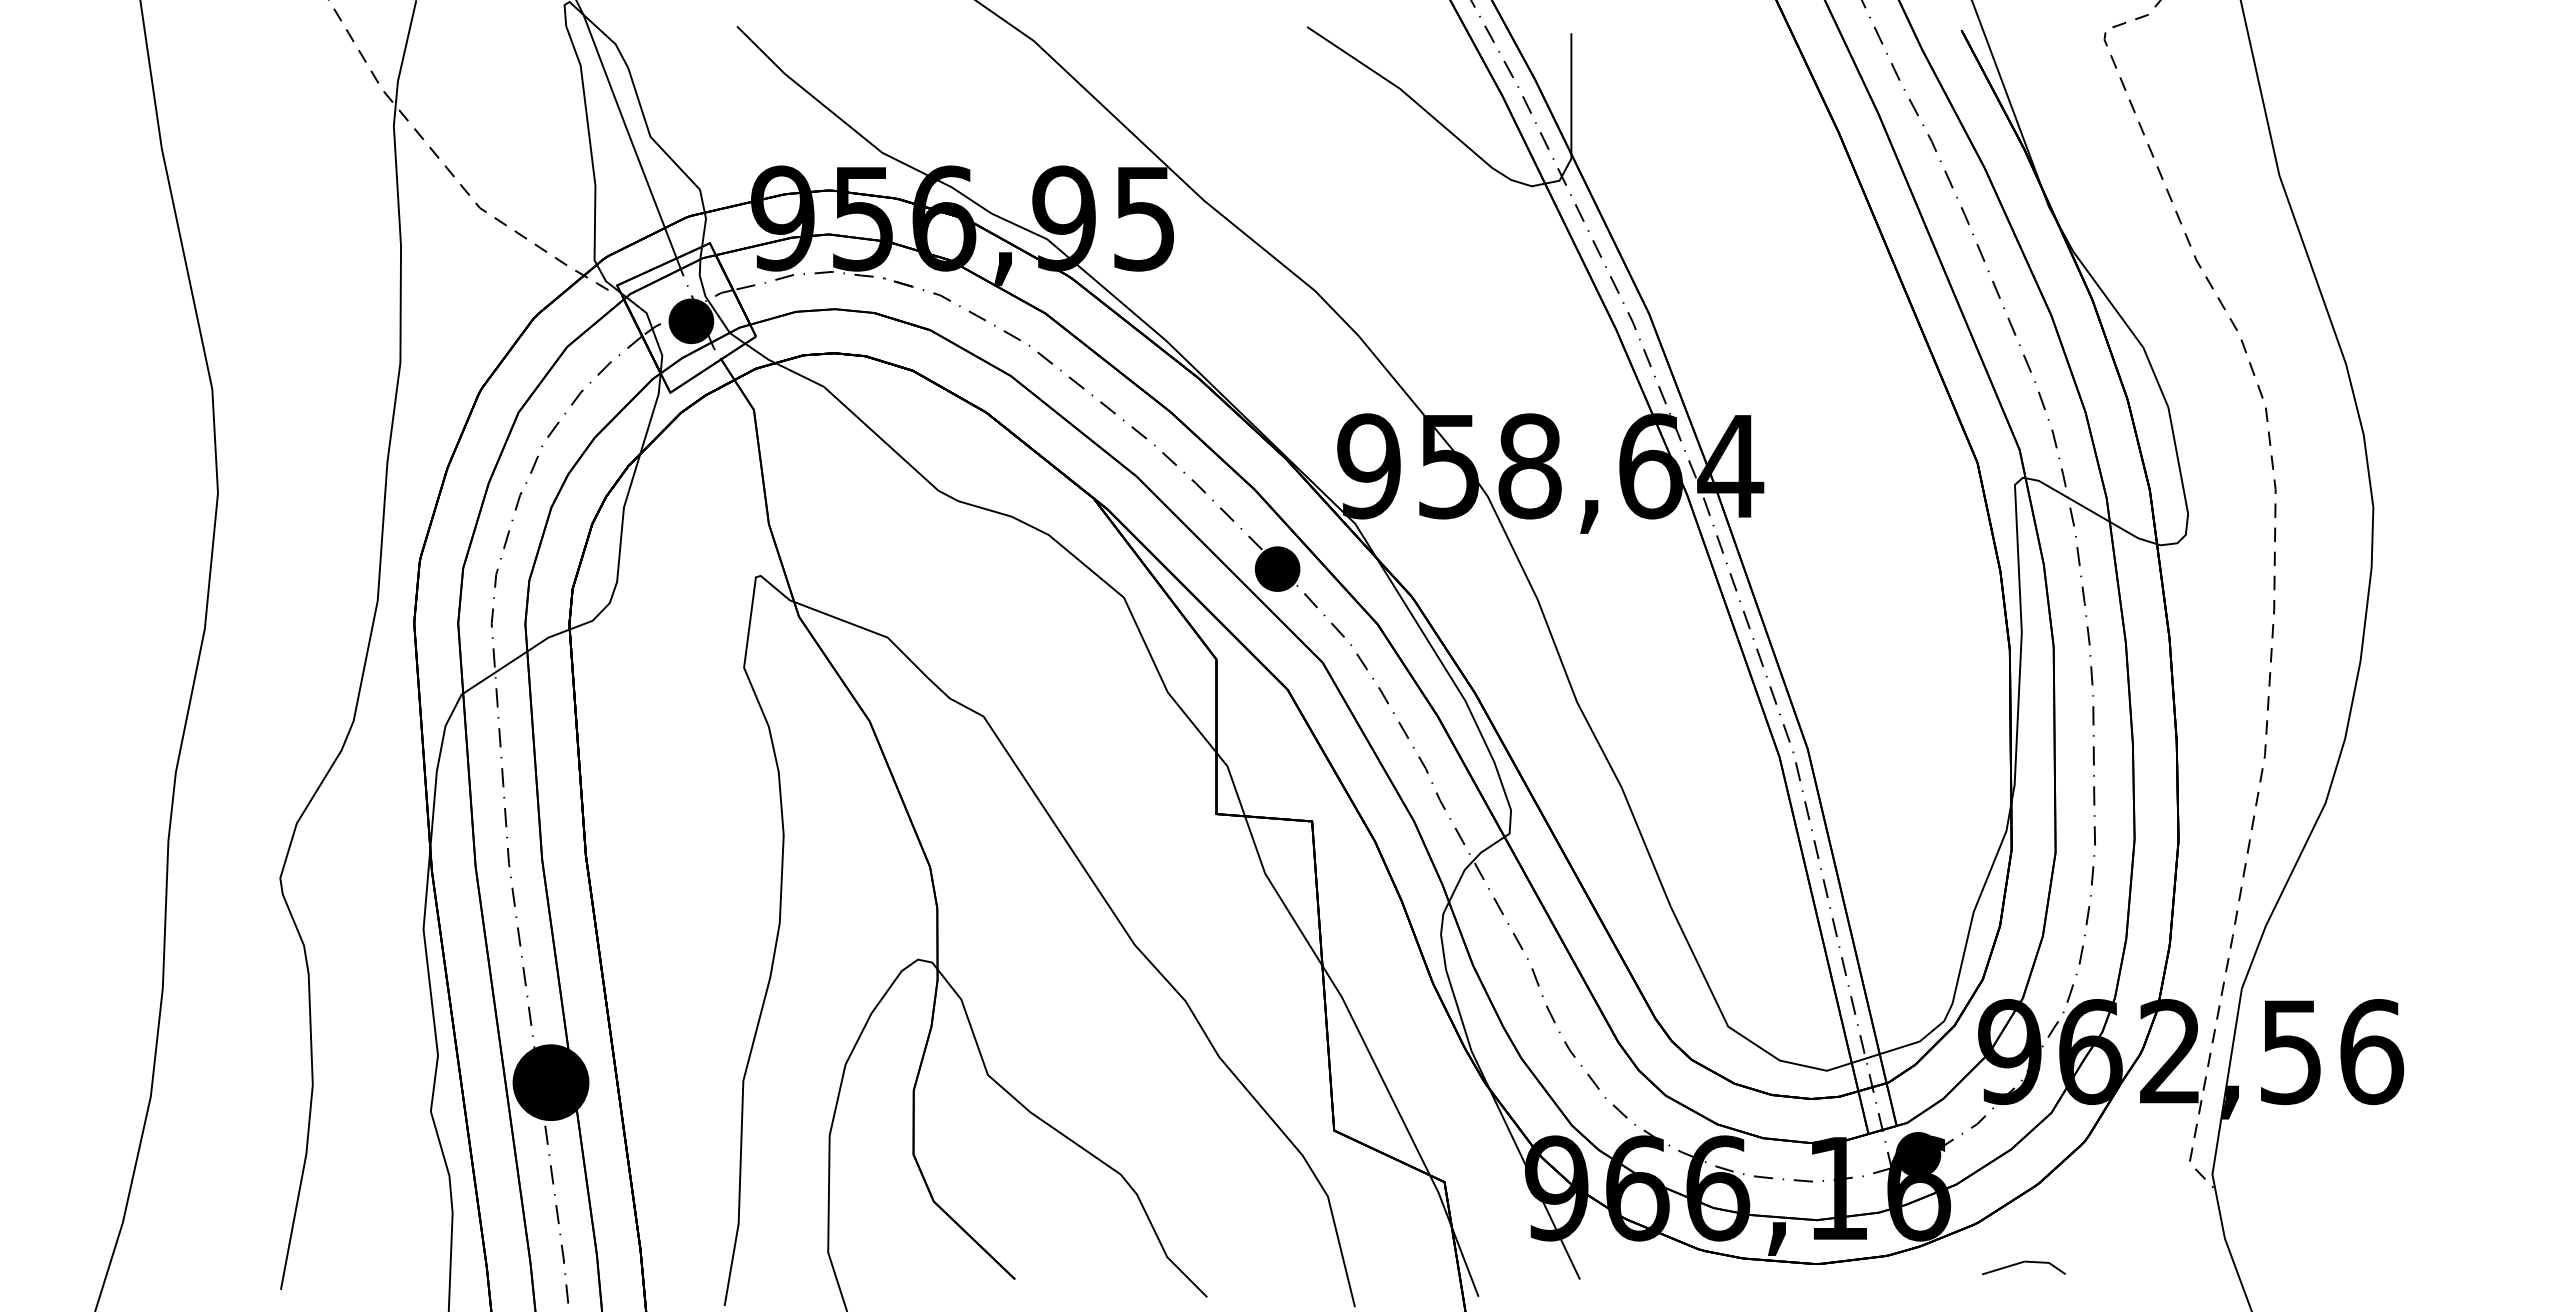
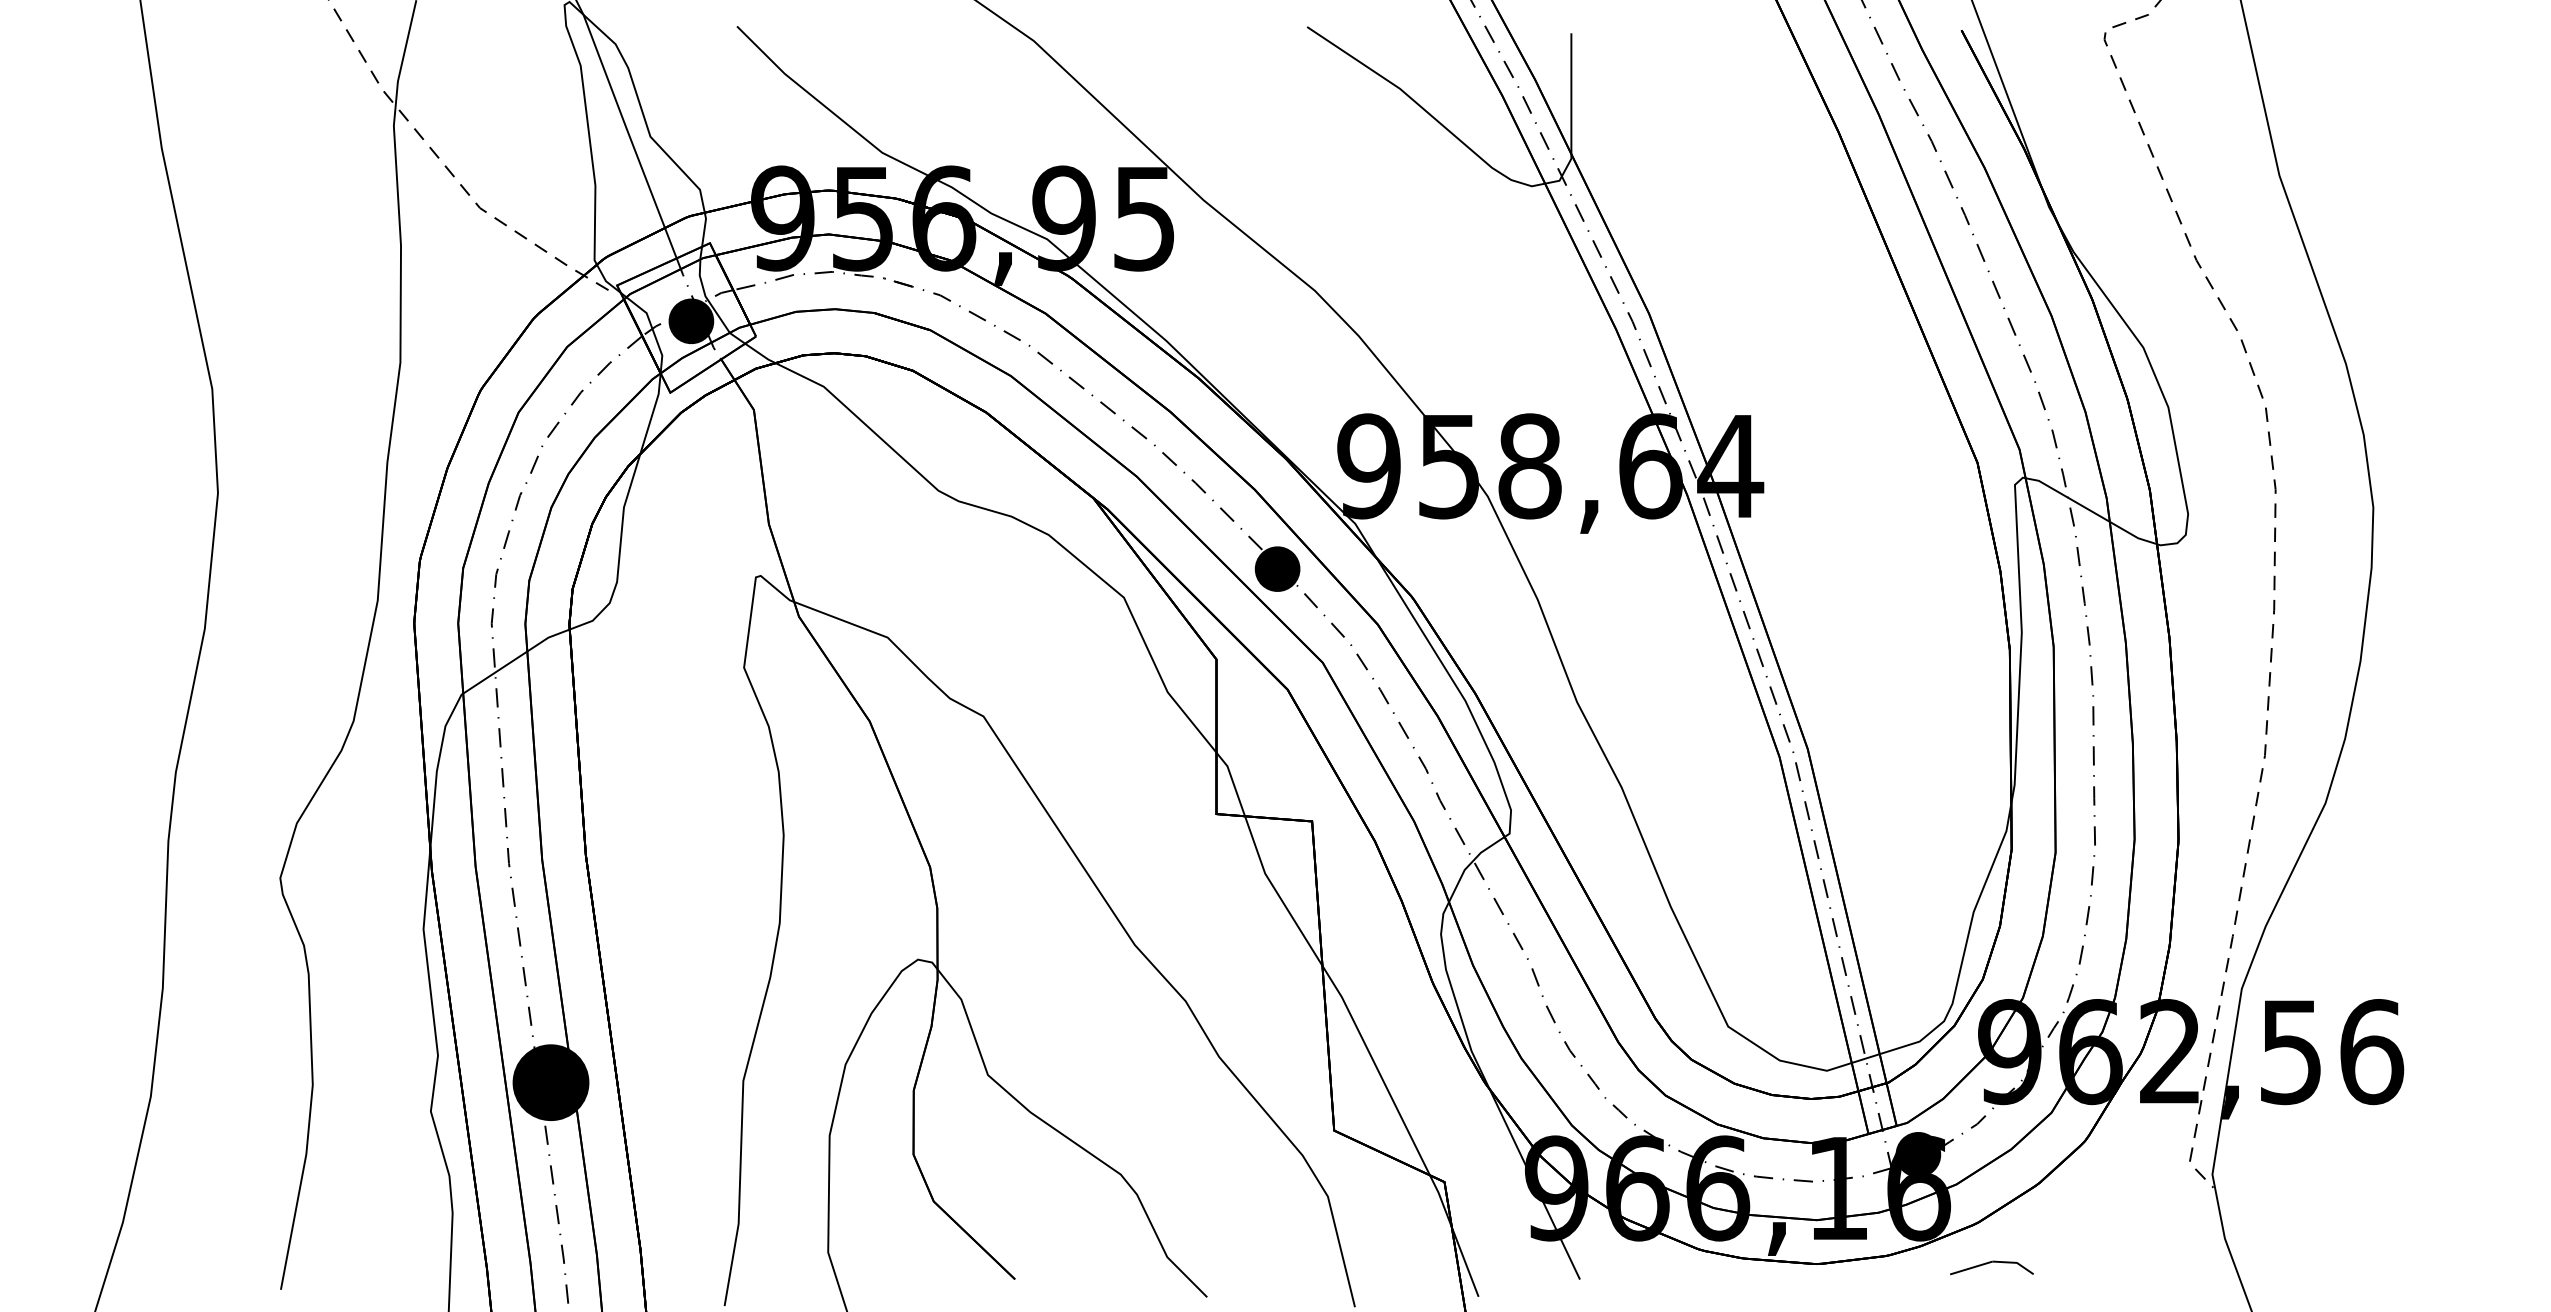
part position: (2023, 1267) -> (1991, 1267) (1991, 1267)
